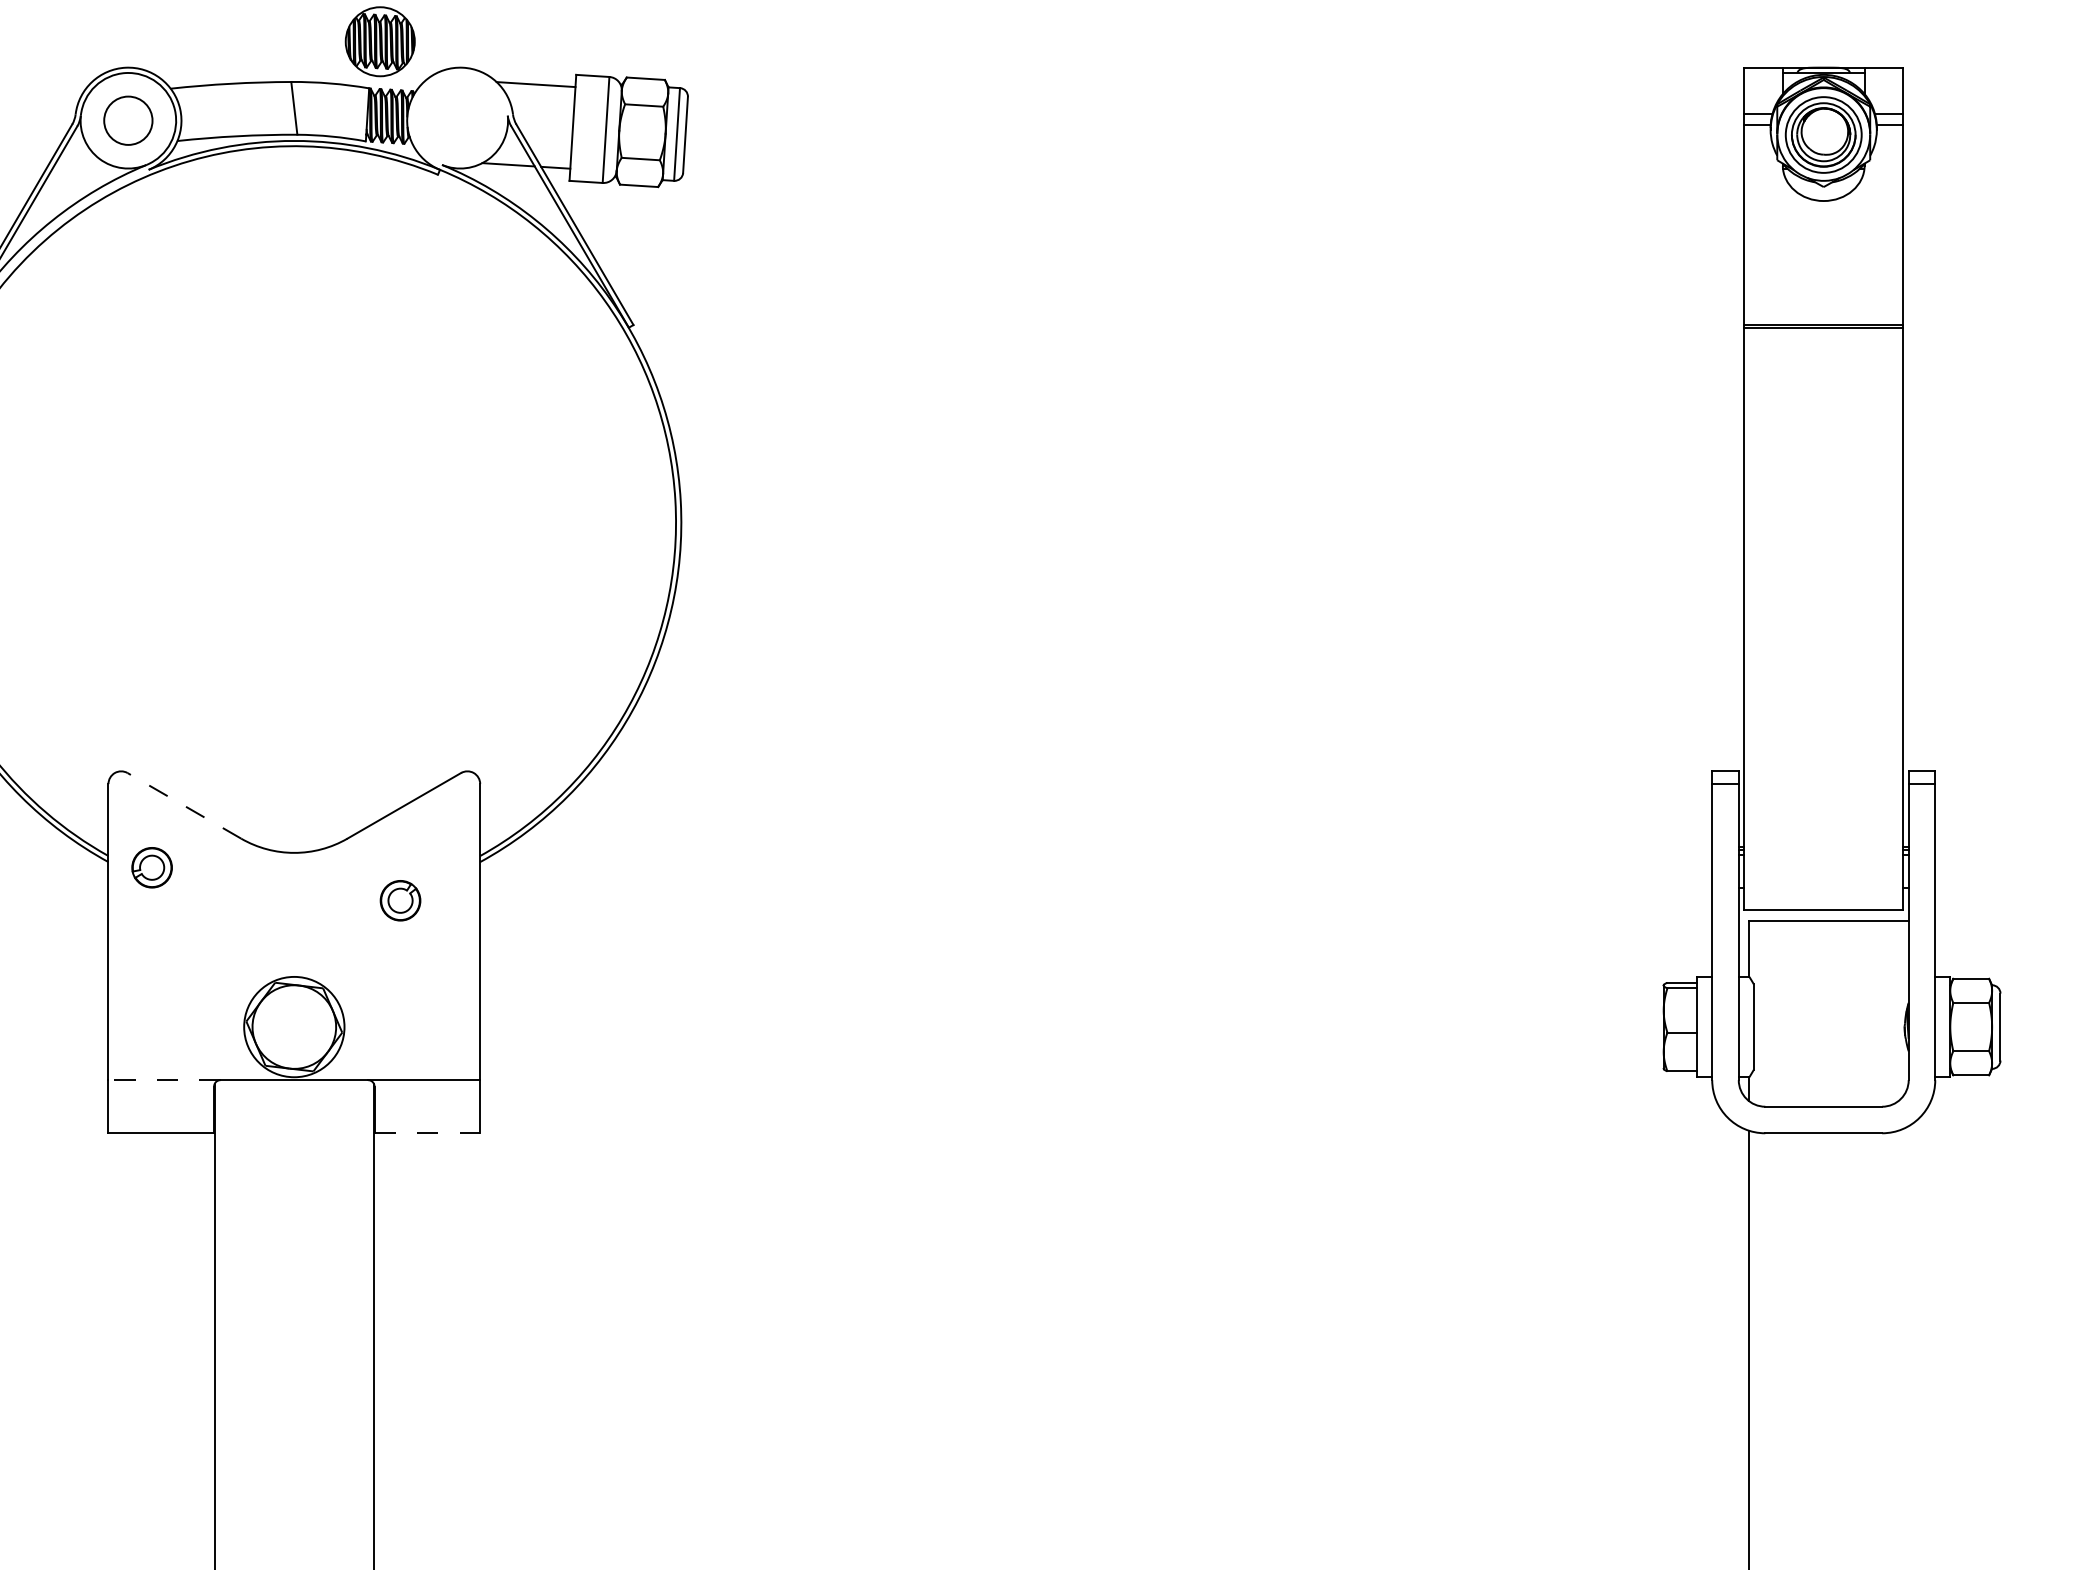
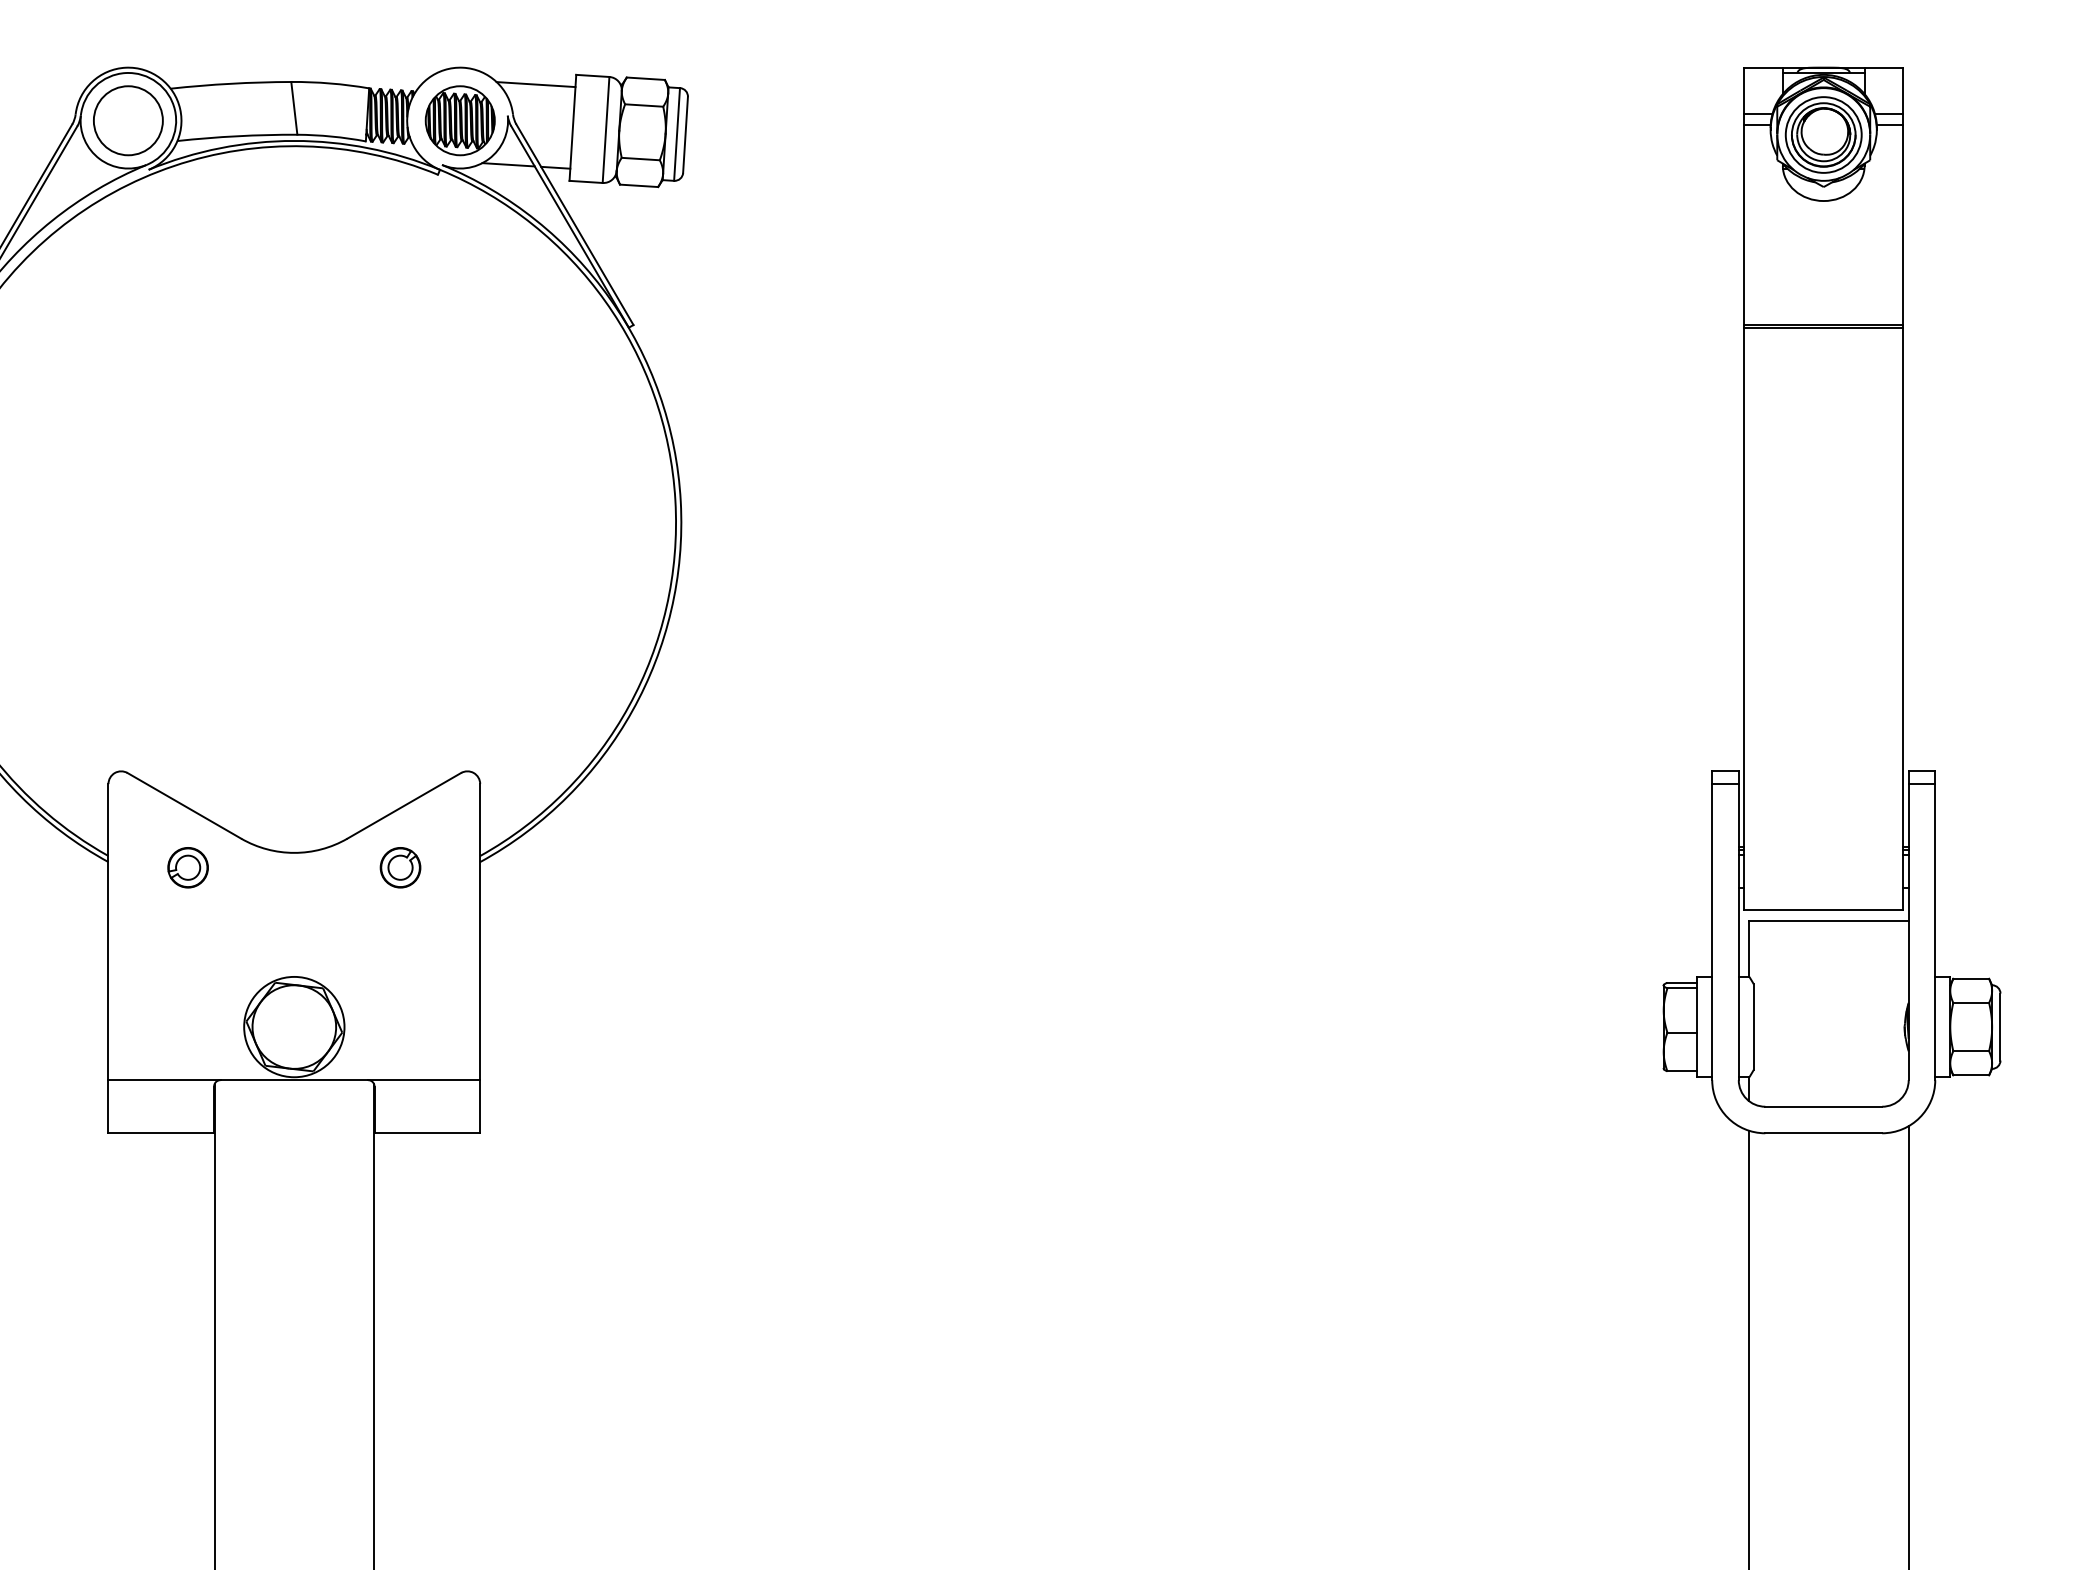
part position: (379, 41) -> (459, 120) (459, 120)
circle diameter: 48 px -> 69 px (127, 120)
line: dashed -> solid (184, 805)
part position: (151, 867) -> (187, 867) (187, 867)
part position: (400, 900) -> (400, 867) (400, 867)
line: dashed -> solid (164, 1080)
line: dashed -> solid (427, 1133)
line: none -> present (1908, 1346)
